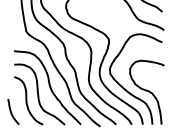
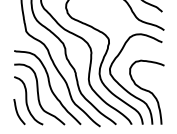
curve position: (12, 112) -> (18, 112) (18, 112)
